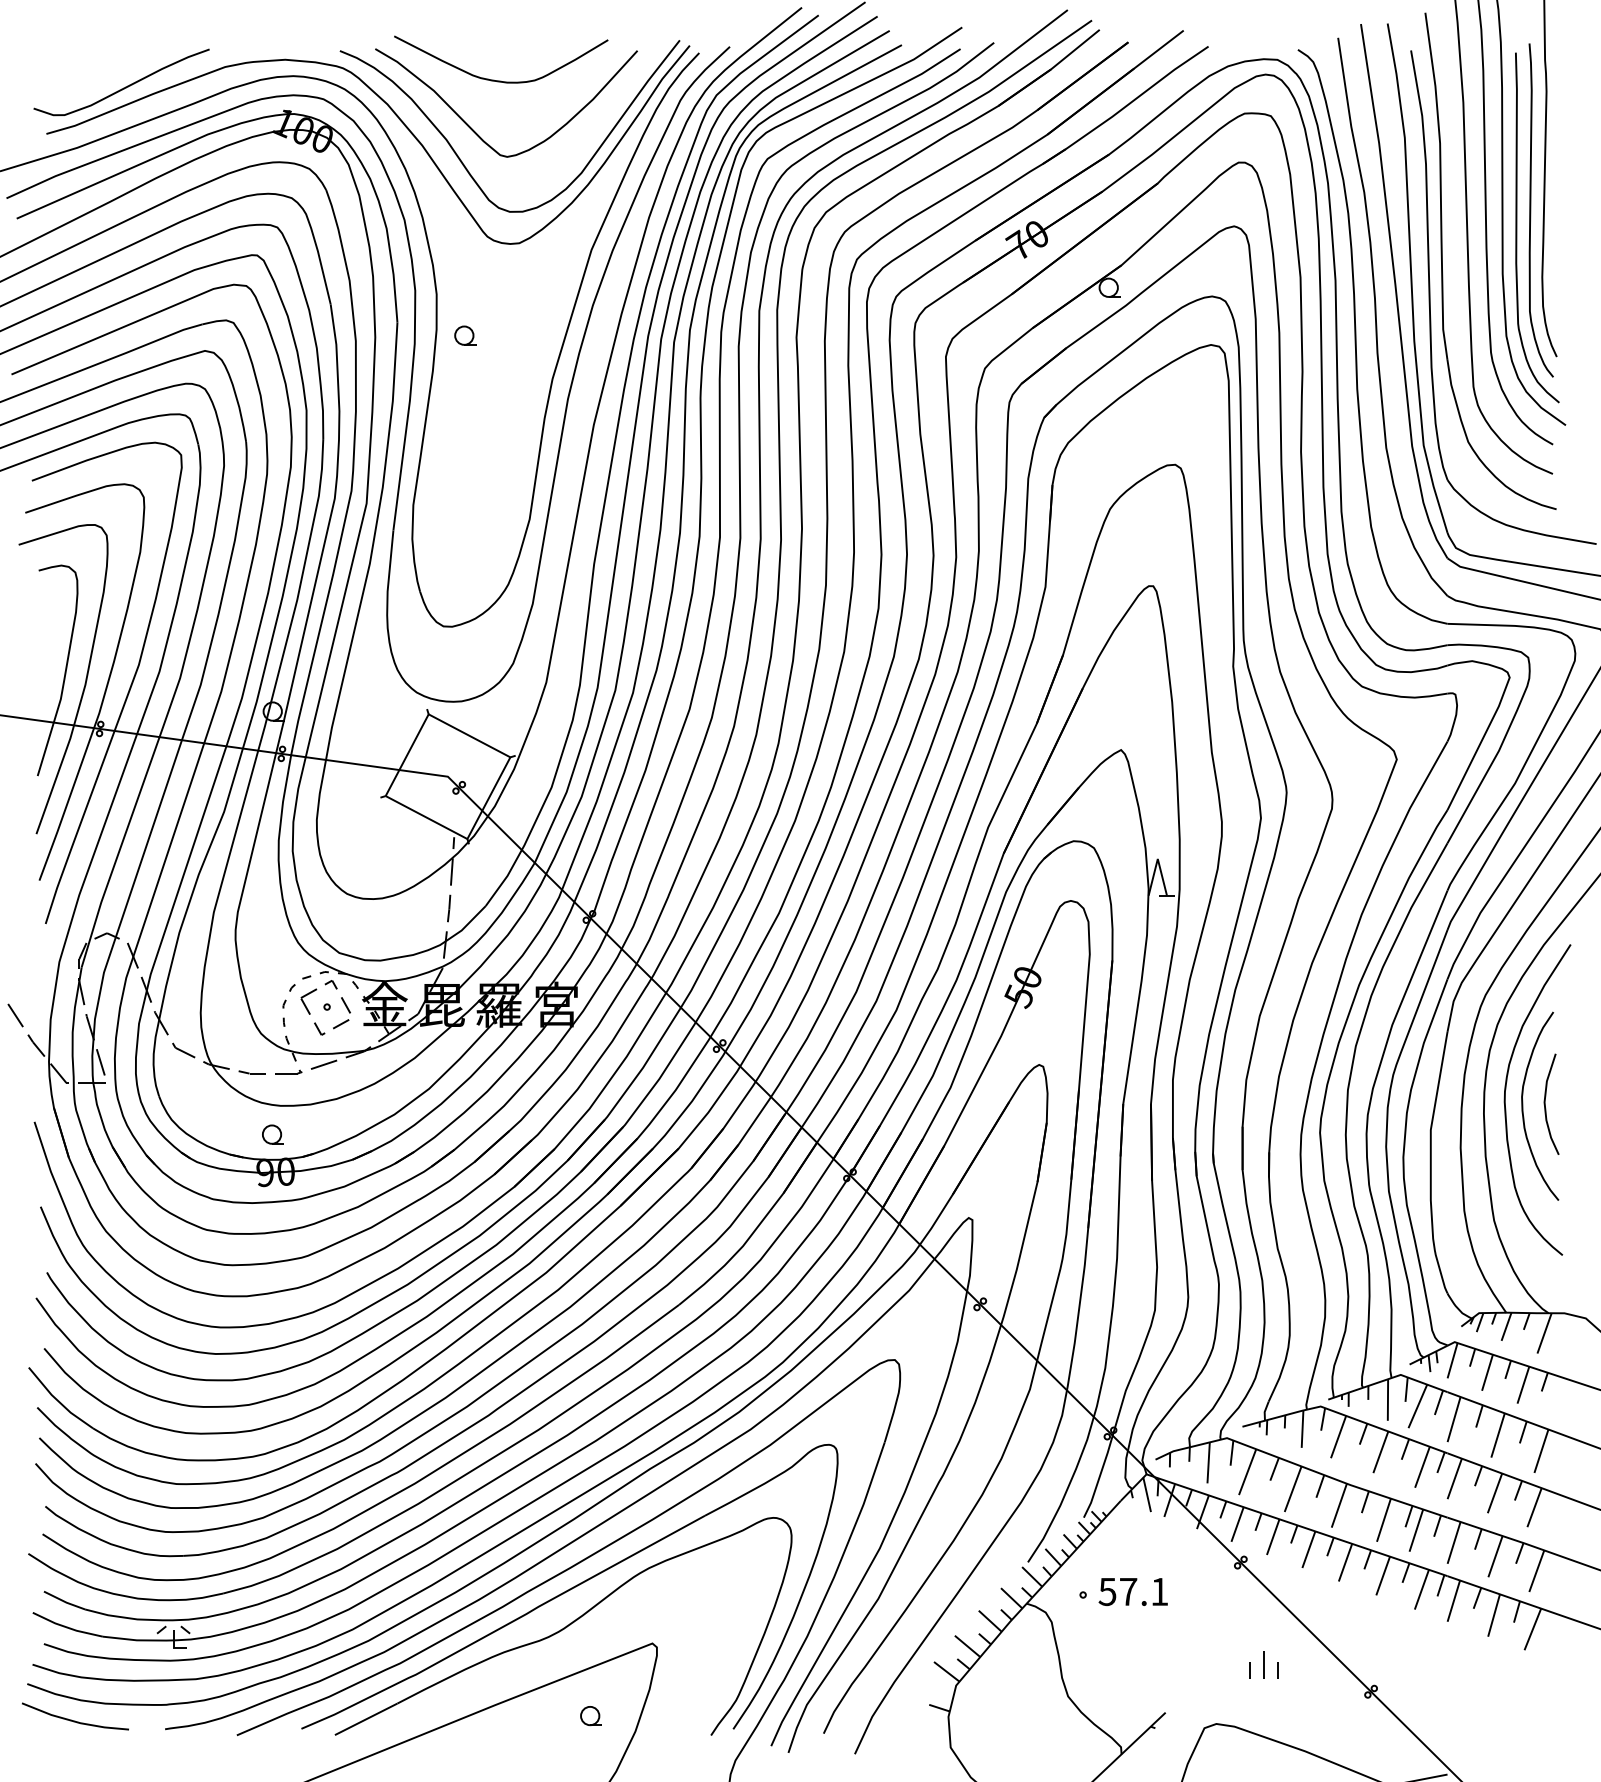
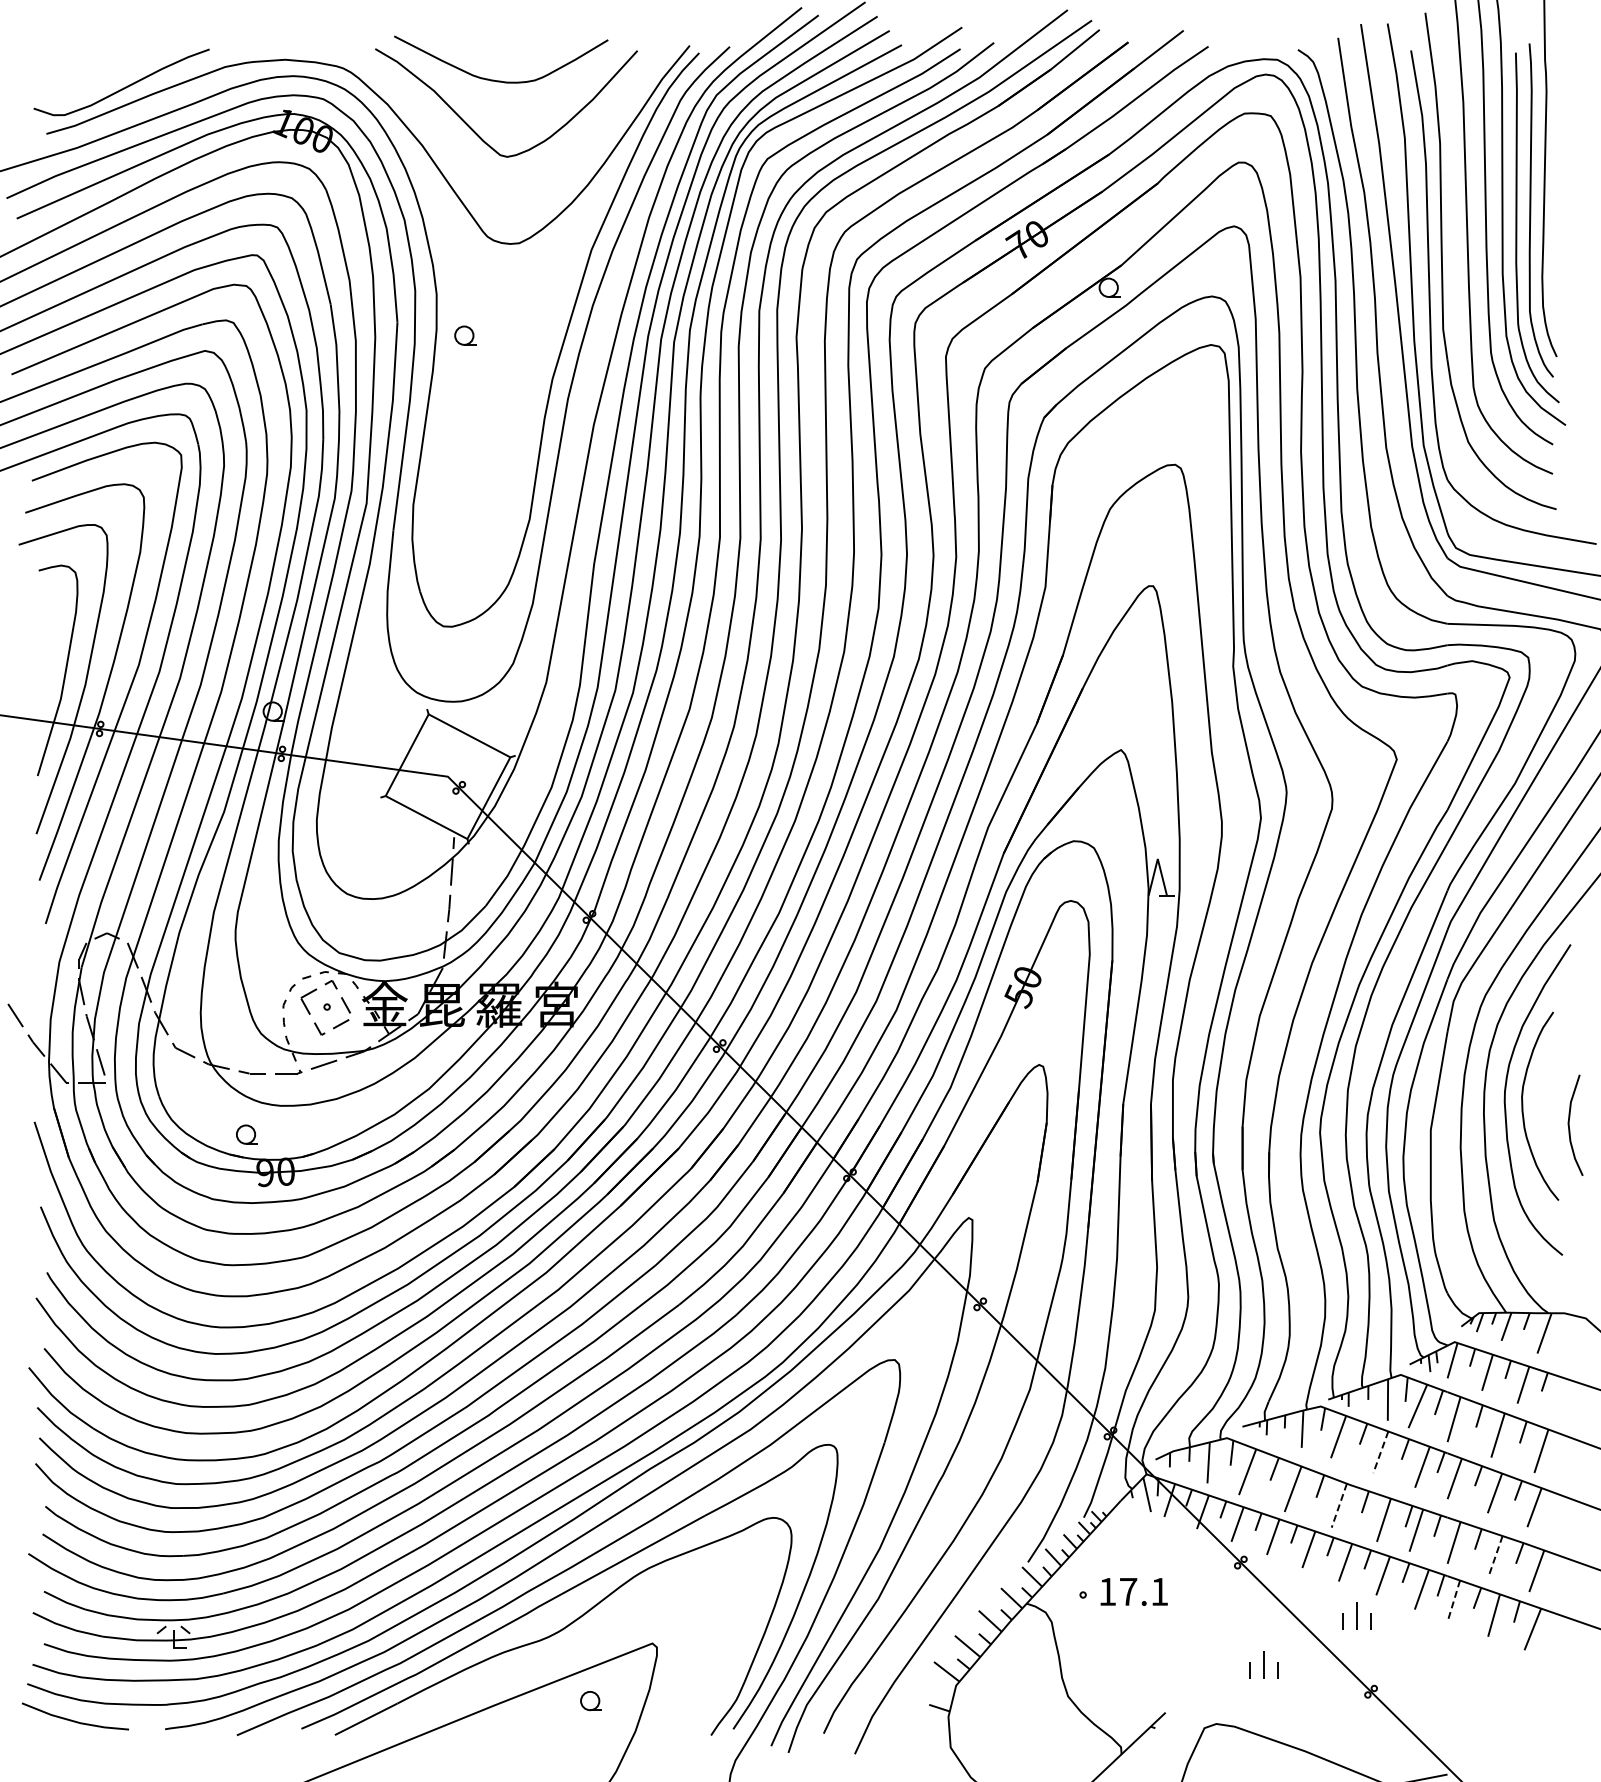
curve: present -> none (460, 158)
curve position: (1545, 1103) -> (1569, 1124) (1569, 1124)
part position: (272, 1134) -> (246, 1134) (246, 1134)
line: solid -> dashed (1380, 1452)
line: solid -> dashed (1339, 1506)
line: solid -> dashed (1495, 1556)
text: 57.1 -> 17.1 (1107, 1592)
line: solid -> dashed (1453, 1601)
part: none -> present (1356, 1615)
part position: (590, 1716) -> (590, 1701) (590, 1701)
